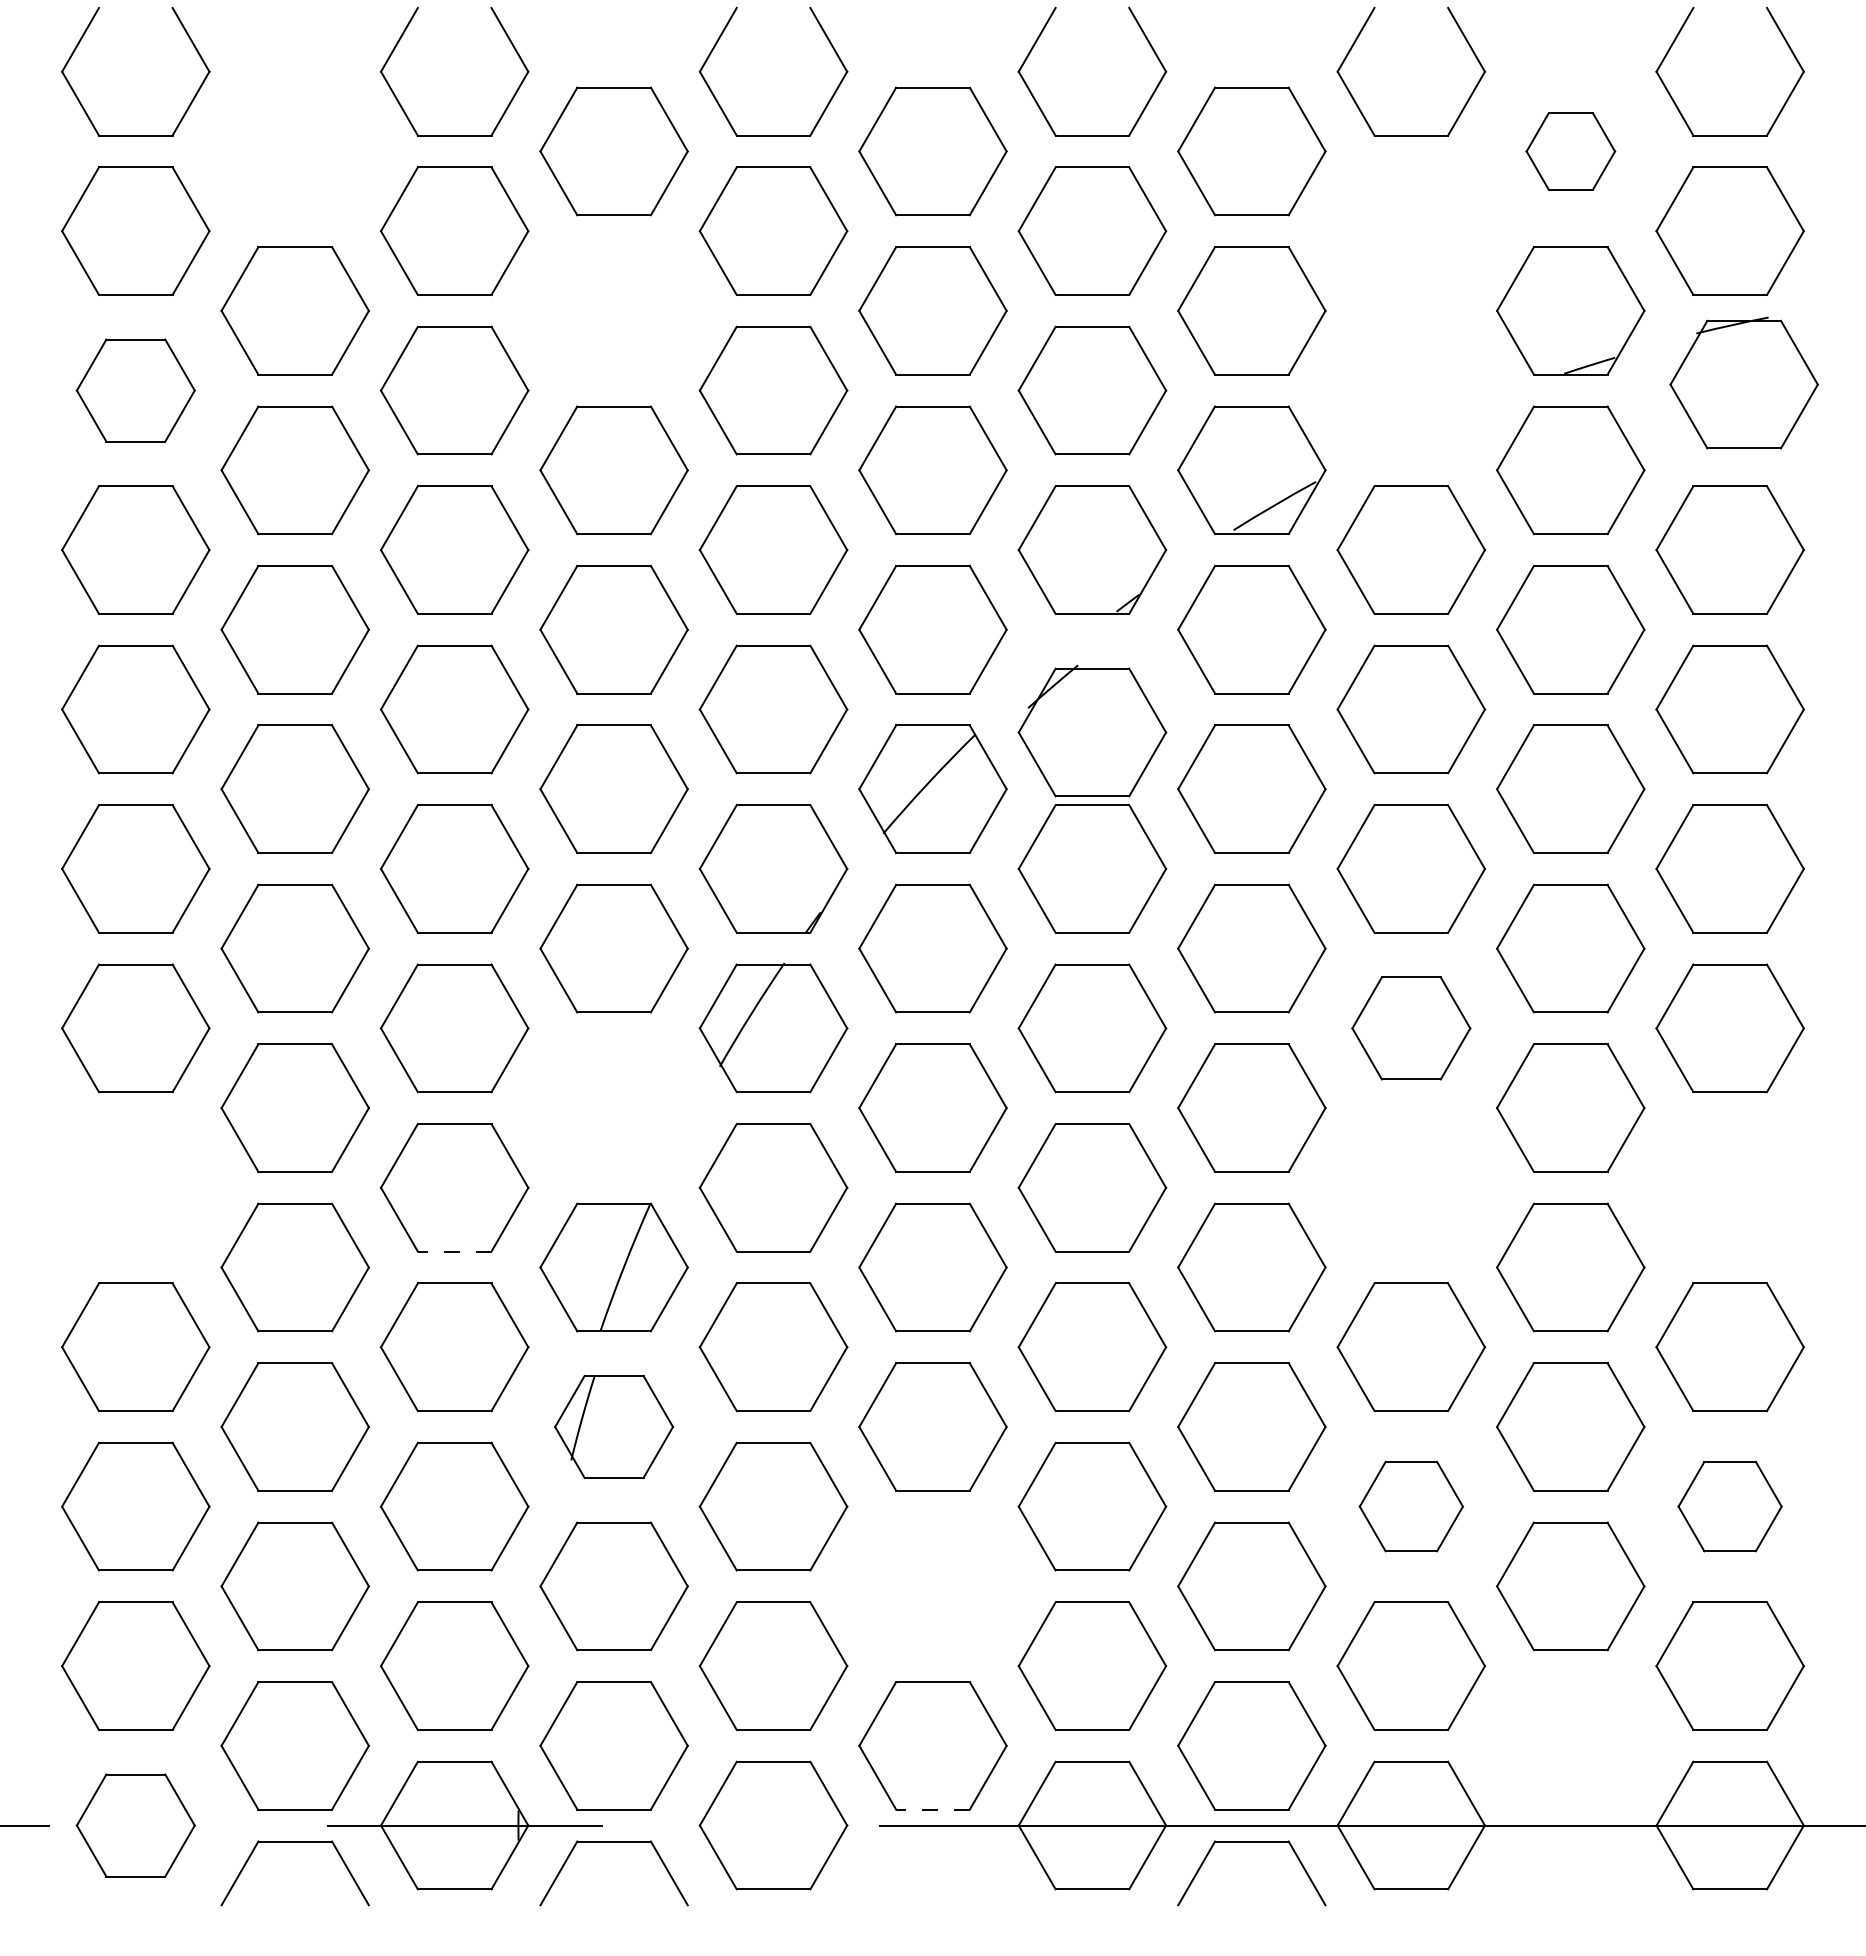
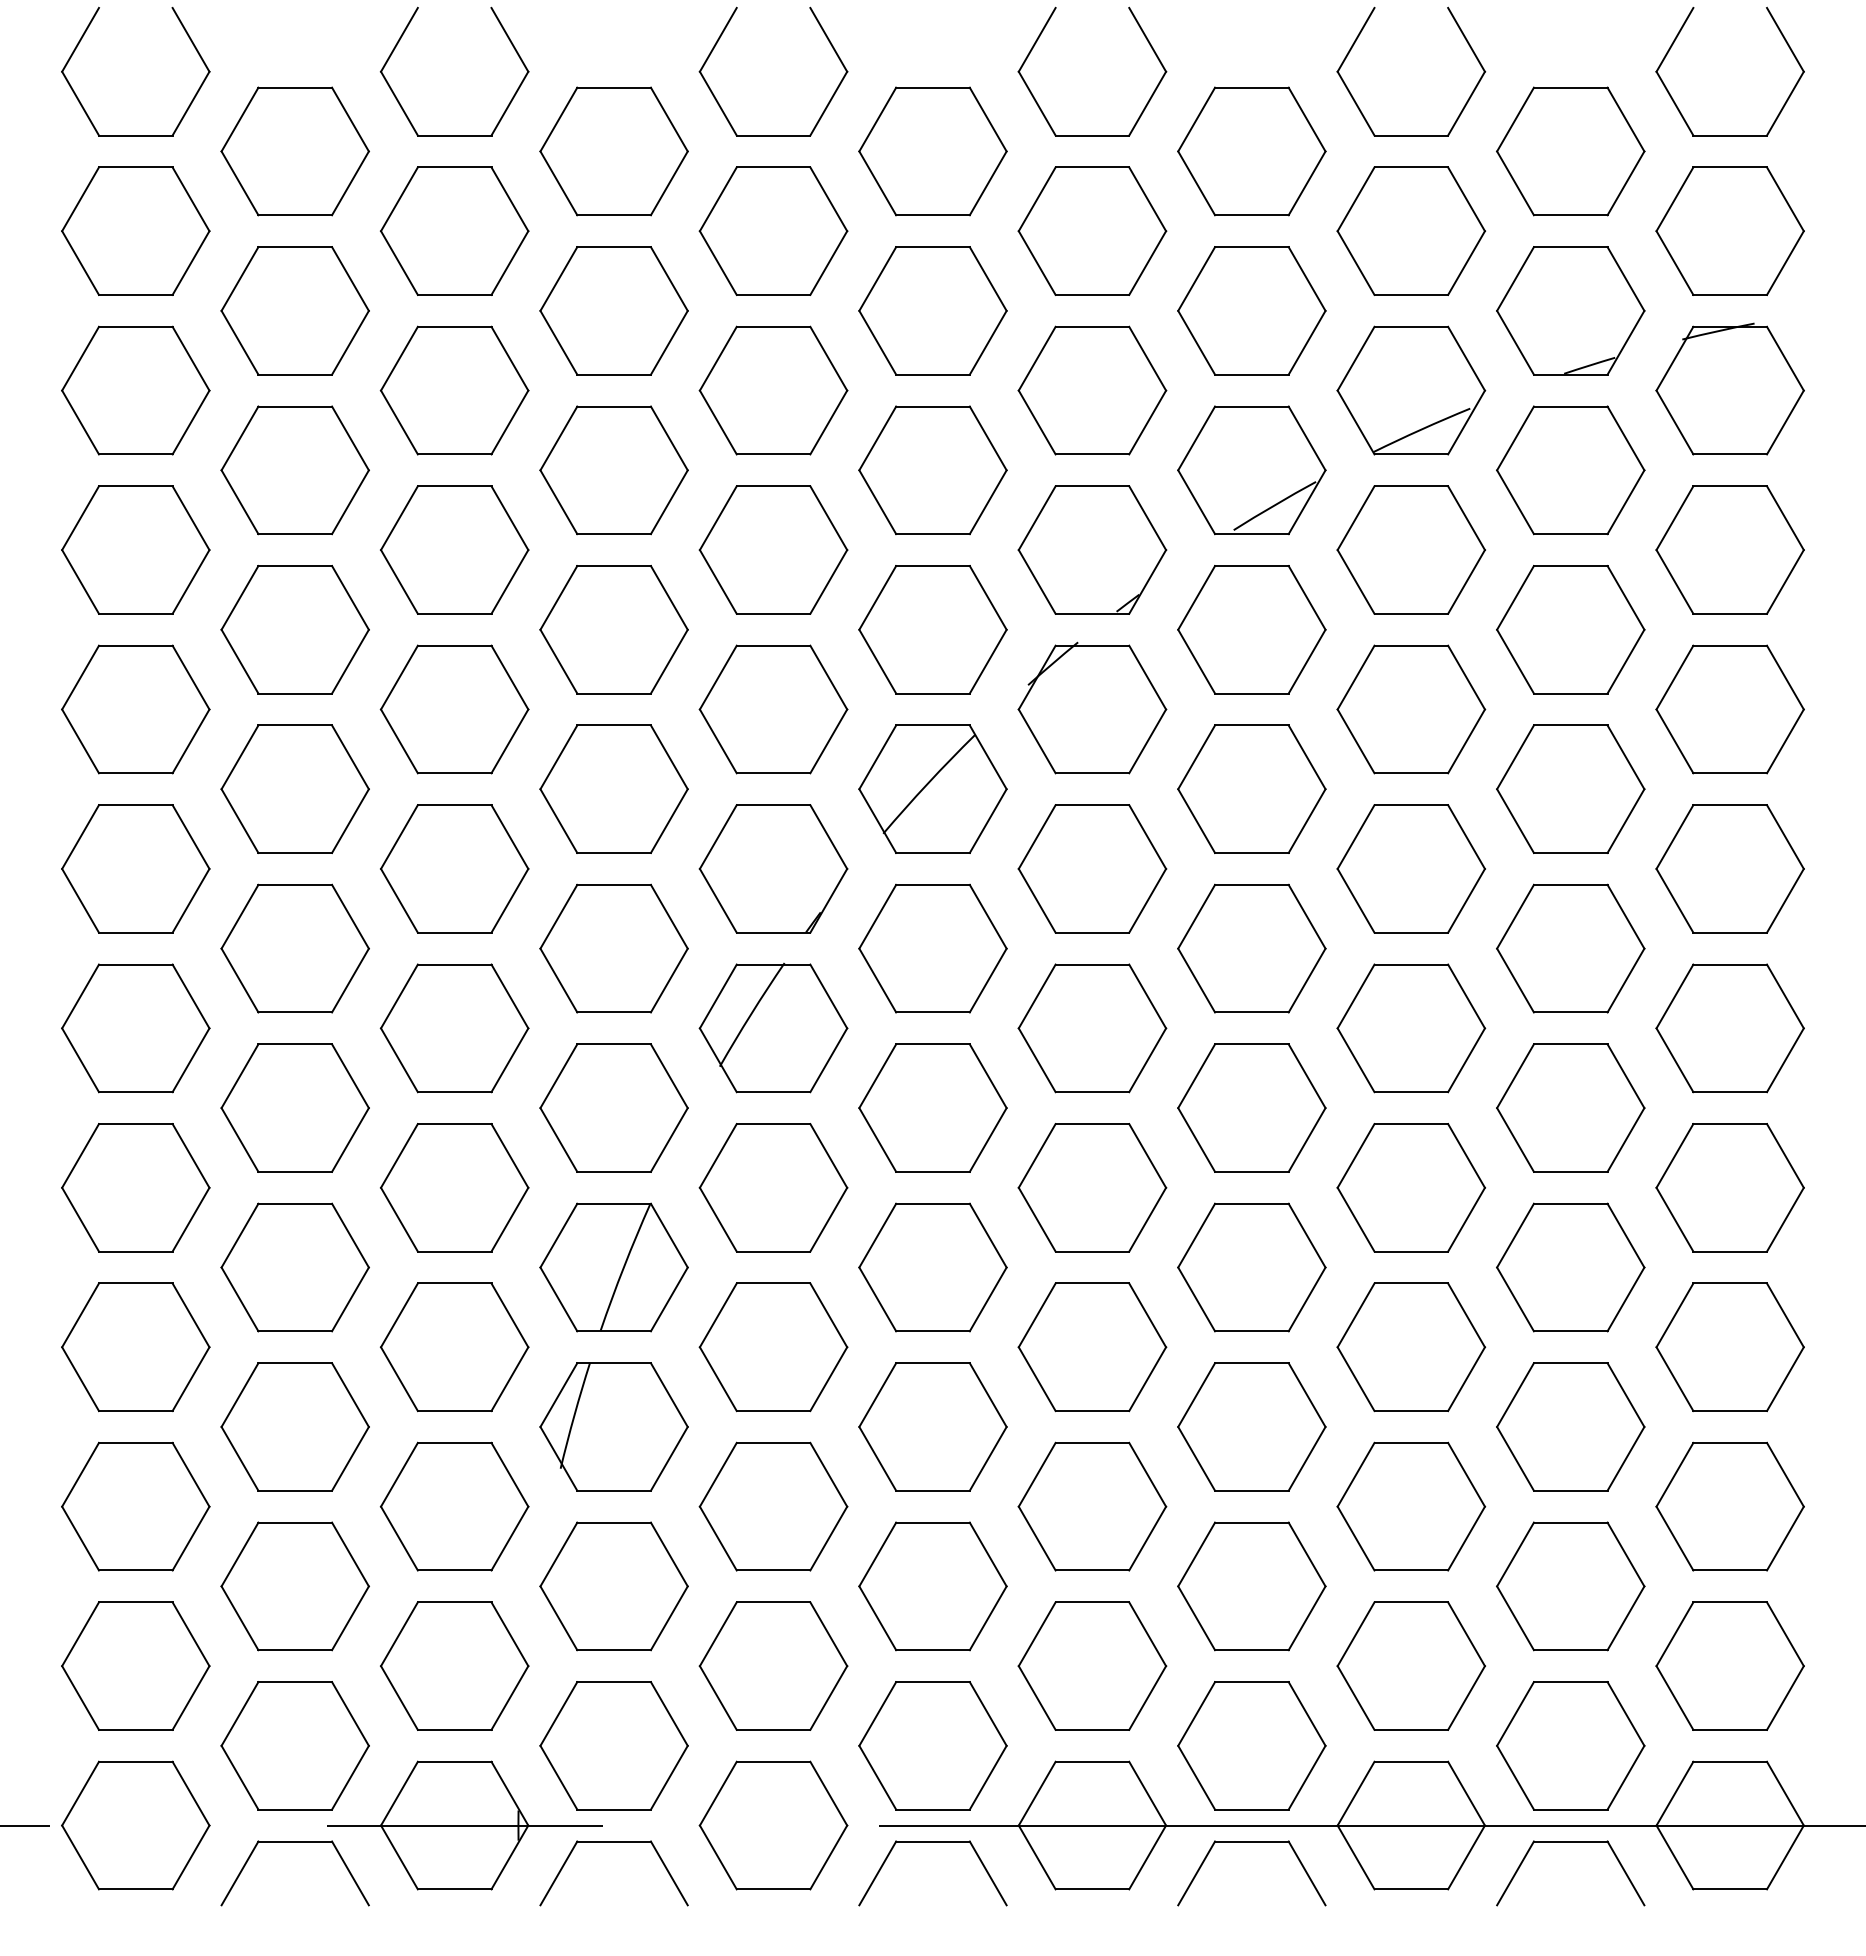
part: none -> present (294, 151)
part size: 92x79 px -> 150x131 px (1570, 151)
part: none -> present (1410, 230)
part: none -> present (613, 310)
part position: (1743, 382) -> (1729, 388) (1729, 388)
part size: 121x105 px -> 150x131 px (135, 390)
part: none -> present (1411, 390)
part position: (1092, 730) -> (1092, 707) (1092, 707)
part size: 121x105 px -> 151x131 px (1411, 1028)
part: none -> present (613, 1107)
part: none -> present (135, 1187)
part: none -> present (1410, 1187)
part: none -> present (1729, 1187)
line: dashed -> solid (454, 1251)
part size: 121x105 px -> 150x130 px (613, 1426)
part size: 107x92 px -> 151x131 px (1411, 1506)
part size: 106x92 px -> 150x131 px (1729, 1506)
part: none -> present (932, 1586)
part: none -> present (1570, 1745)
line: dashed -> solid (933, 1809)
part size: 121x105 px -> 150x131 px (135, 1825)
part: none -> present (932, 1842)
part: none -> present (1570, 1842)
